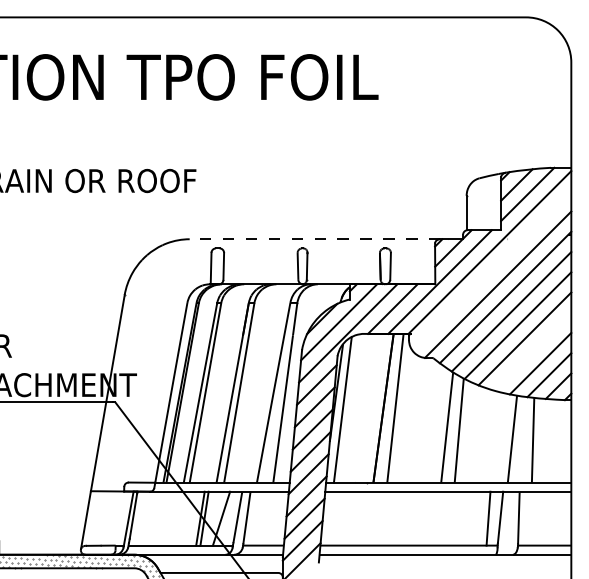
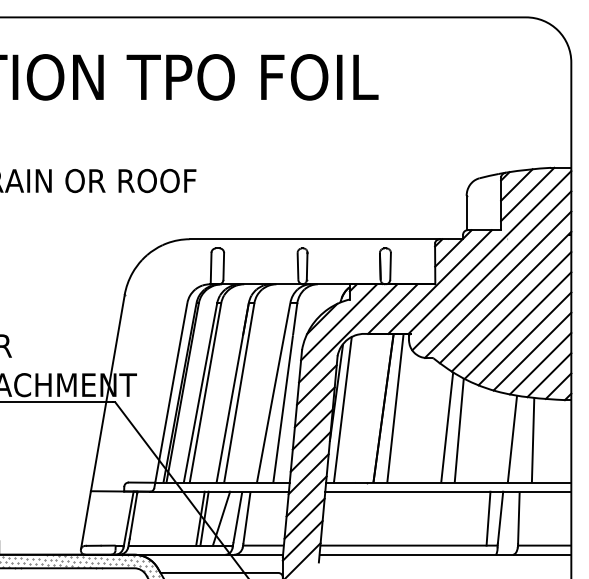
line: dashed -> solid (314, 239)
line: none -> present (491, 270)
line: none -> present (532, 351)
